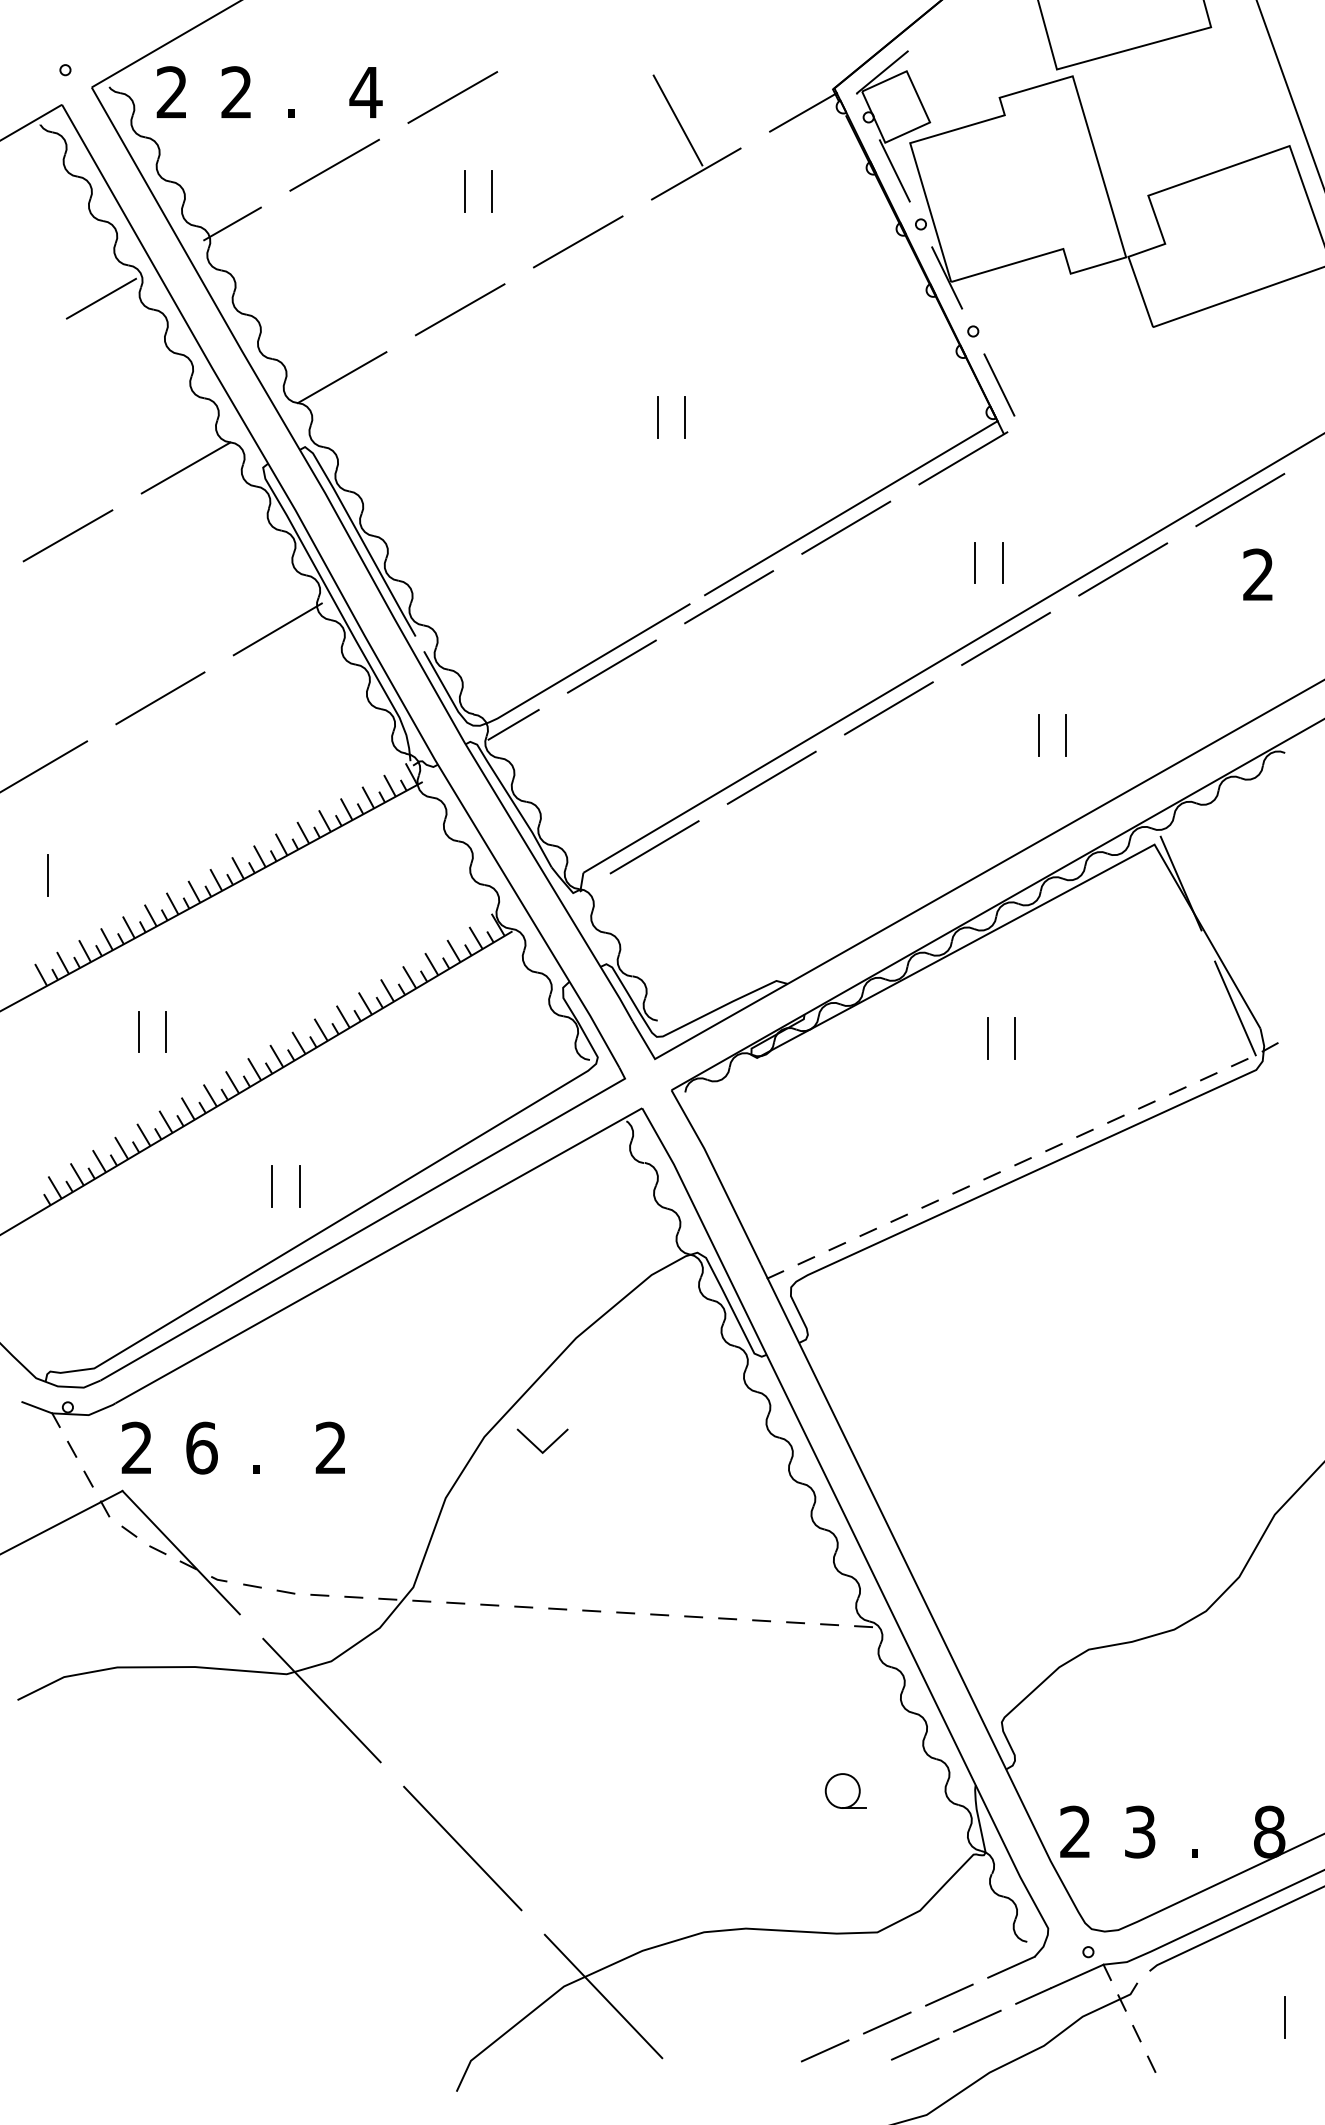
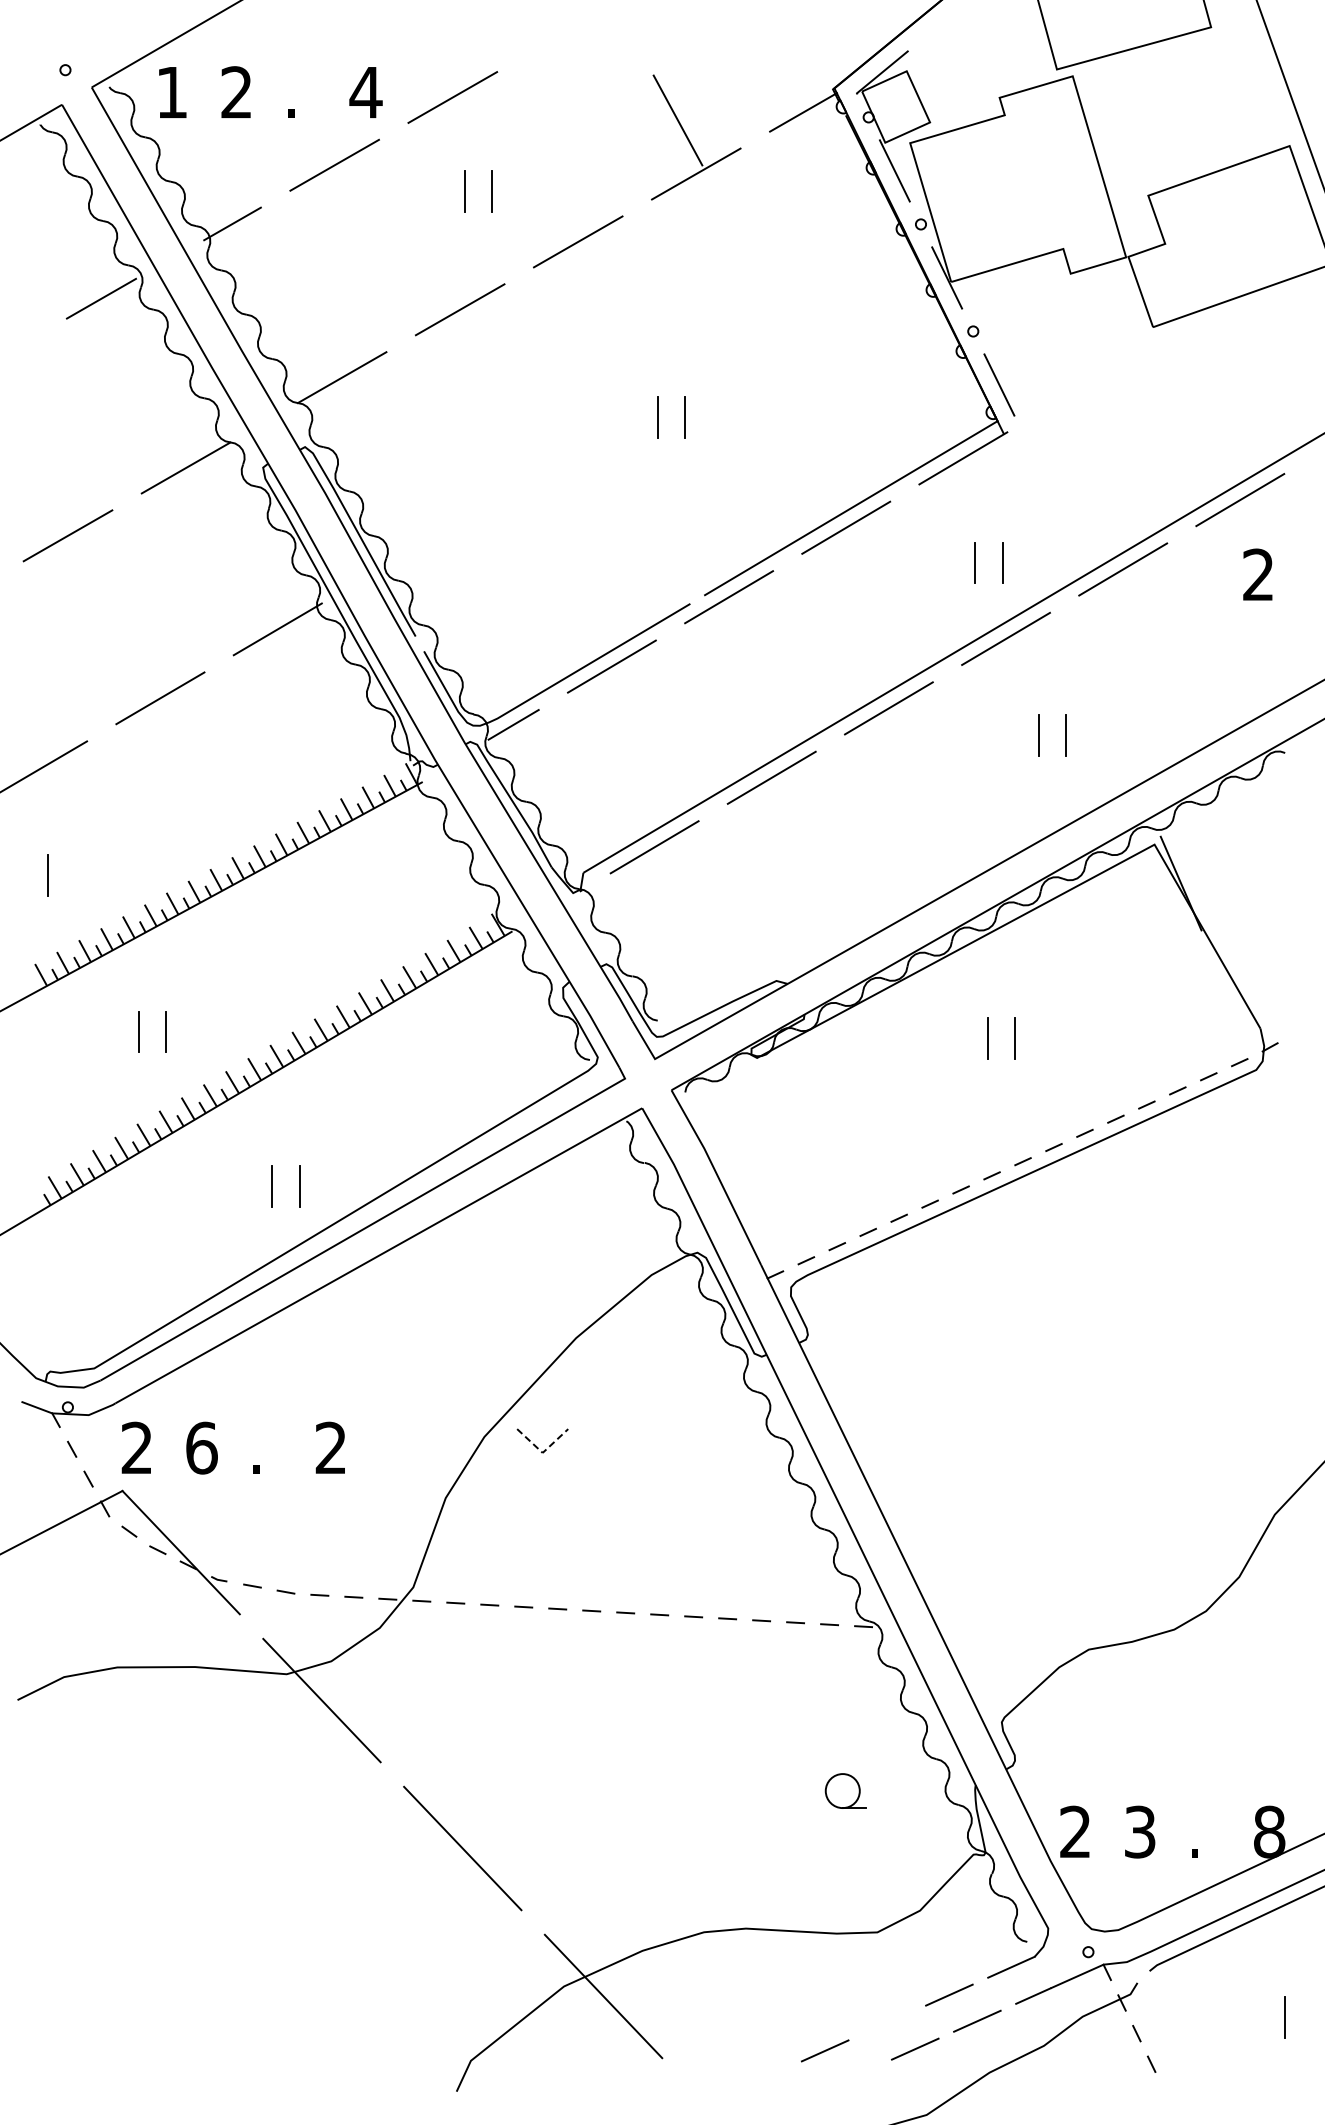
text: 2 -> 1 (171, 92)
line: present -> none (1235, 1008)
line: solid -> dashed (542, 1452)
line: present -> none (887, 2022)
